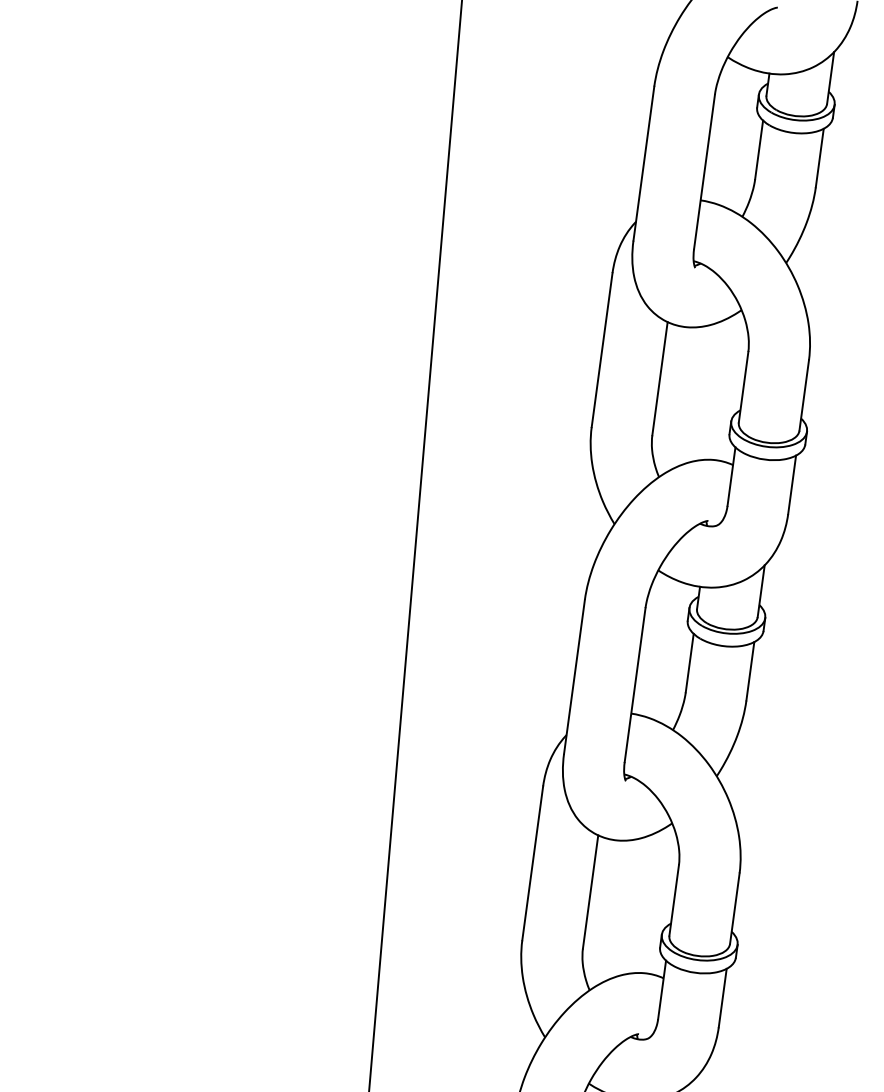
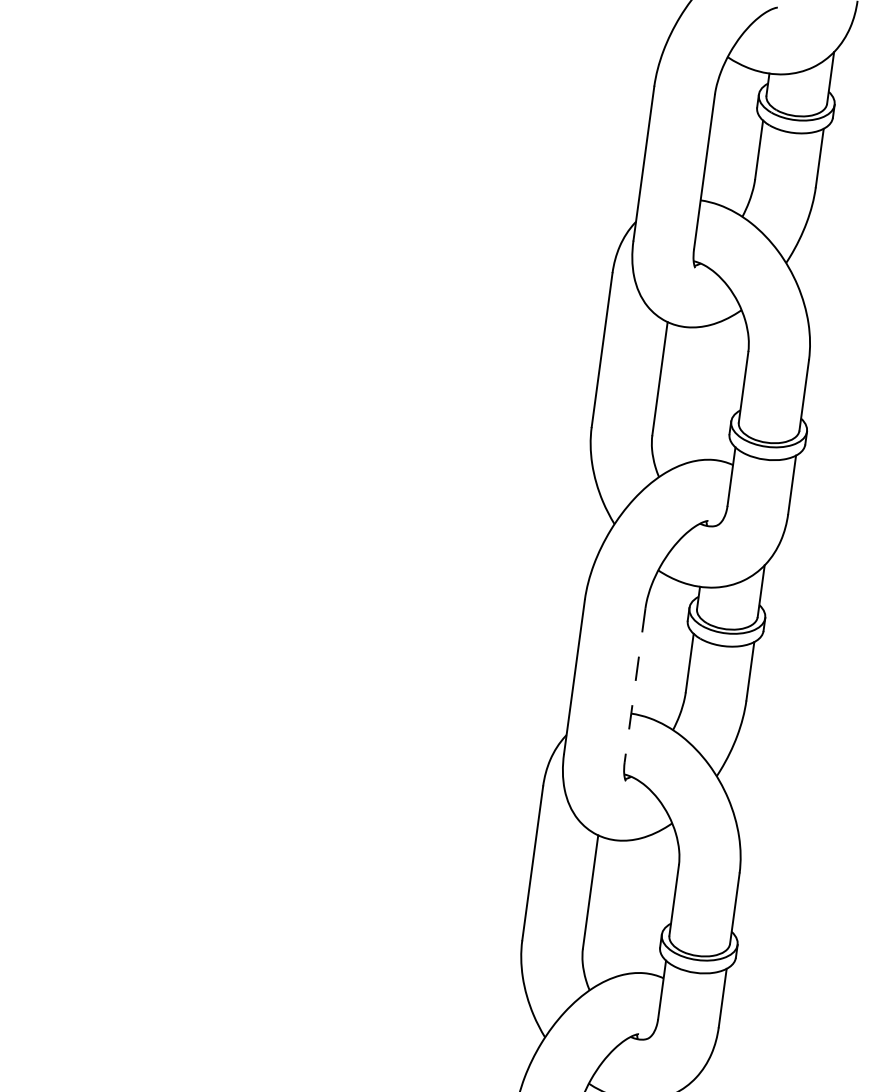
line: present -> none (415, 545)
line: solid -> dashed (635, 685)
